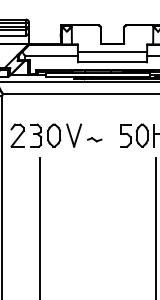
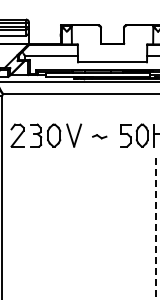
line: present -> none (112, 51)
part position: (94, 139) -> (99, 136) (99, 136)
line: present -> none (40, 227)
line: solid -> dashed (155, 228)
